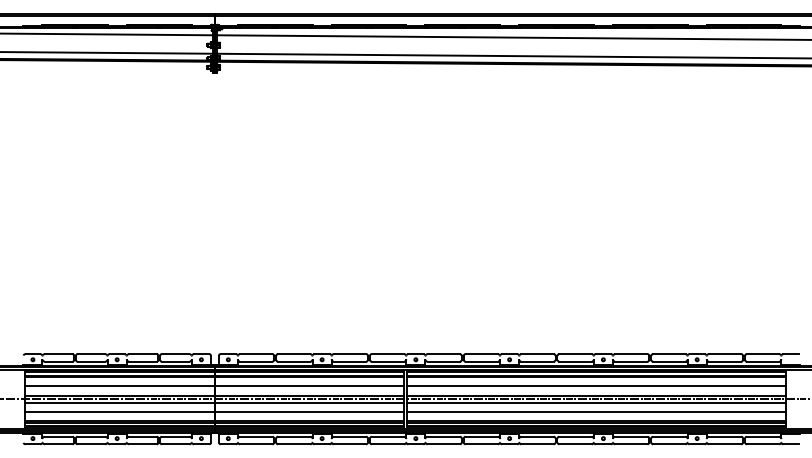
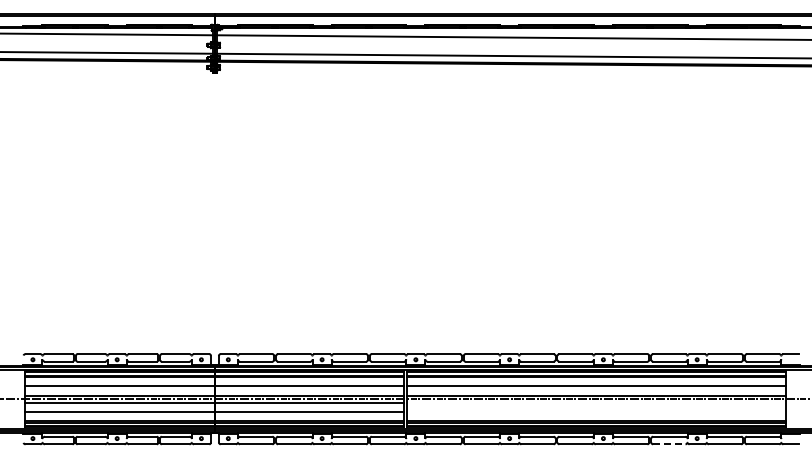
line: present -> none (596, 402)
line: present -> none (596, 412)
line: solid -> dashed (669, 444)
